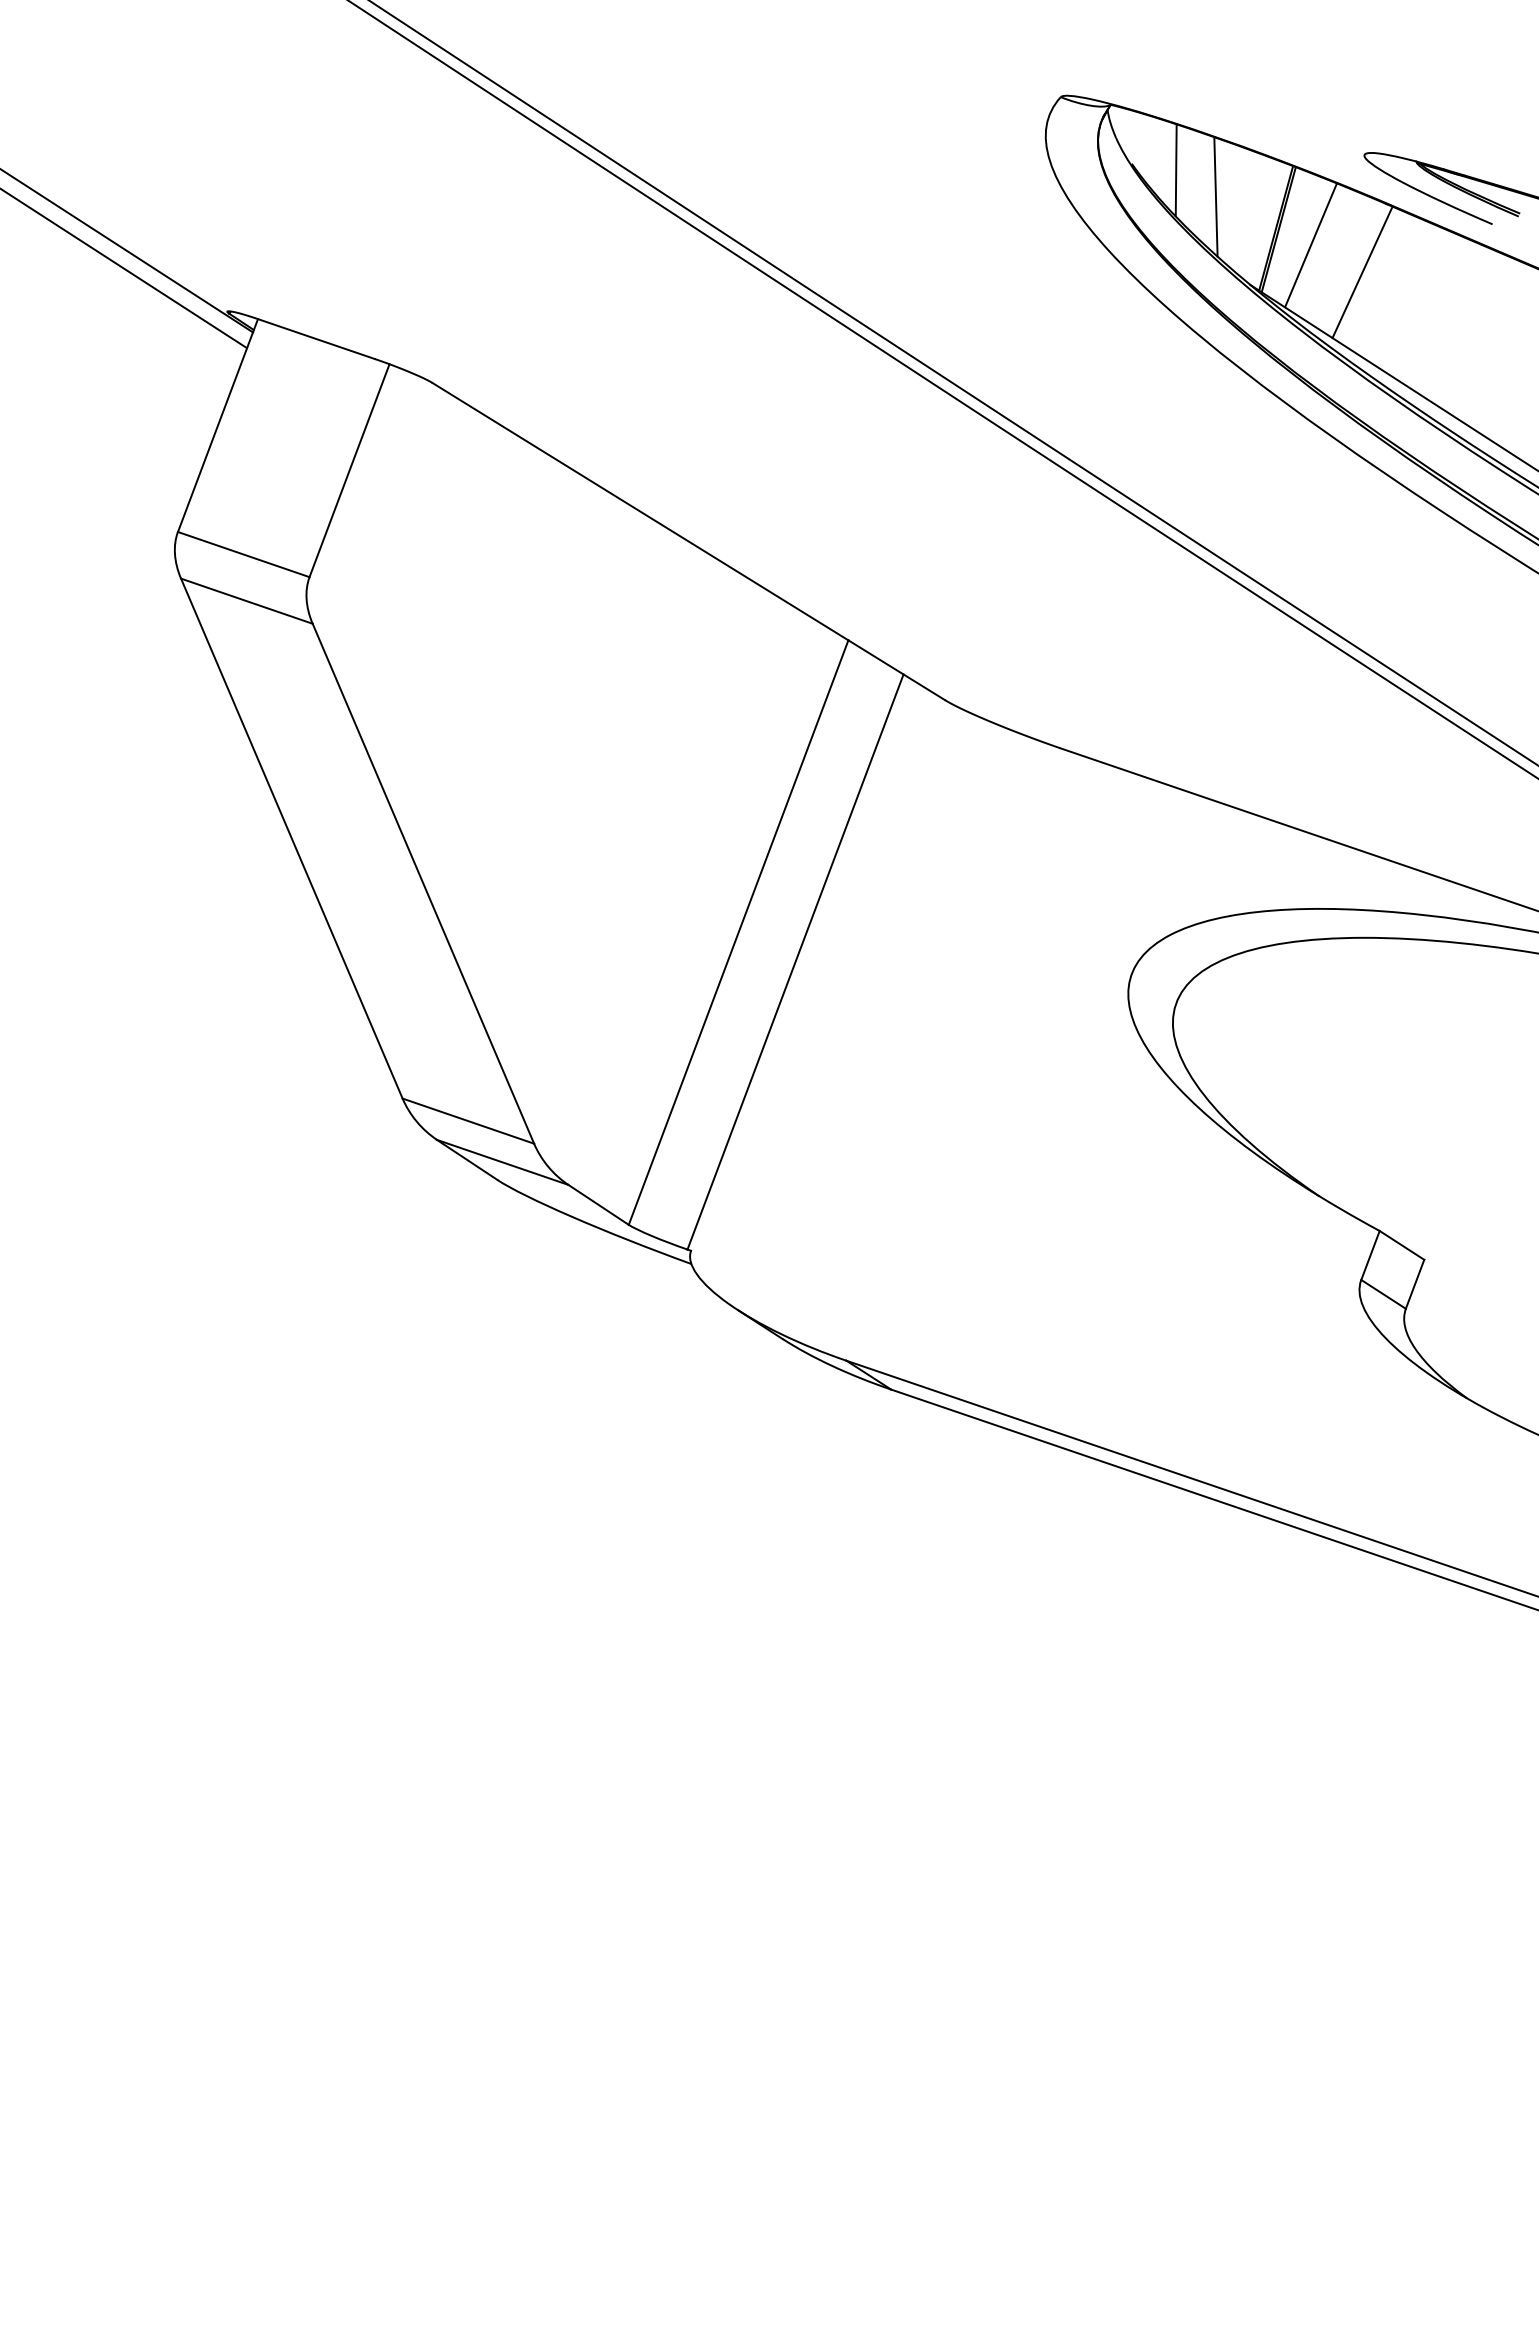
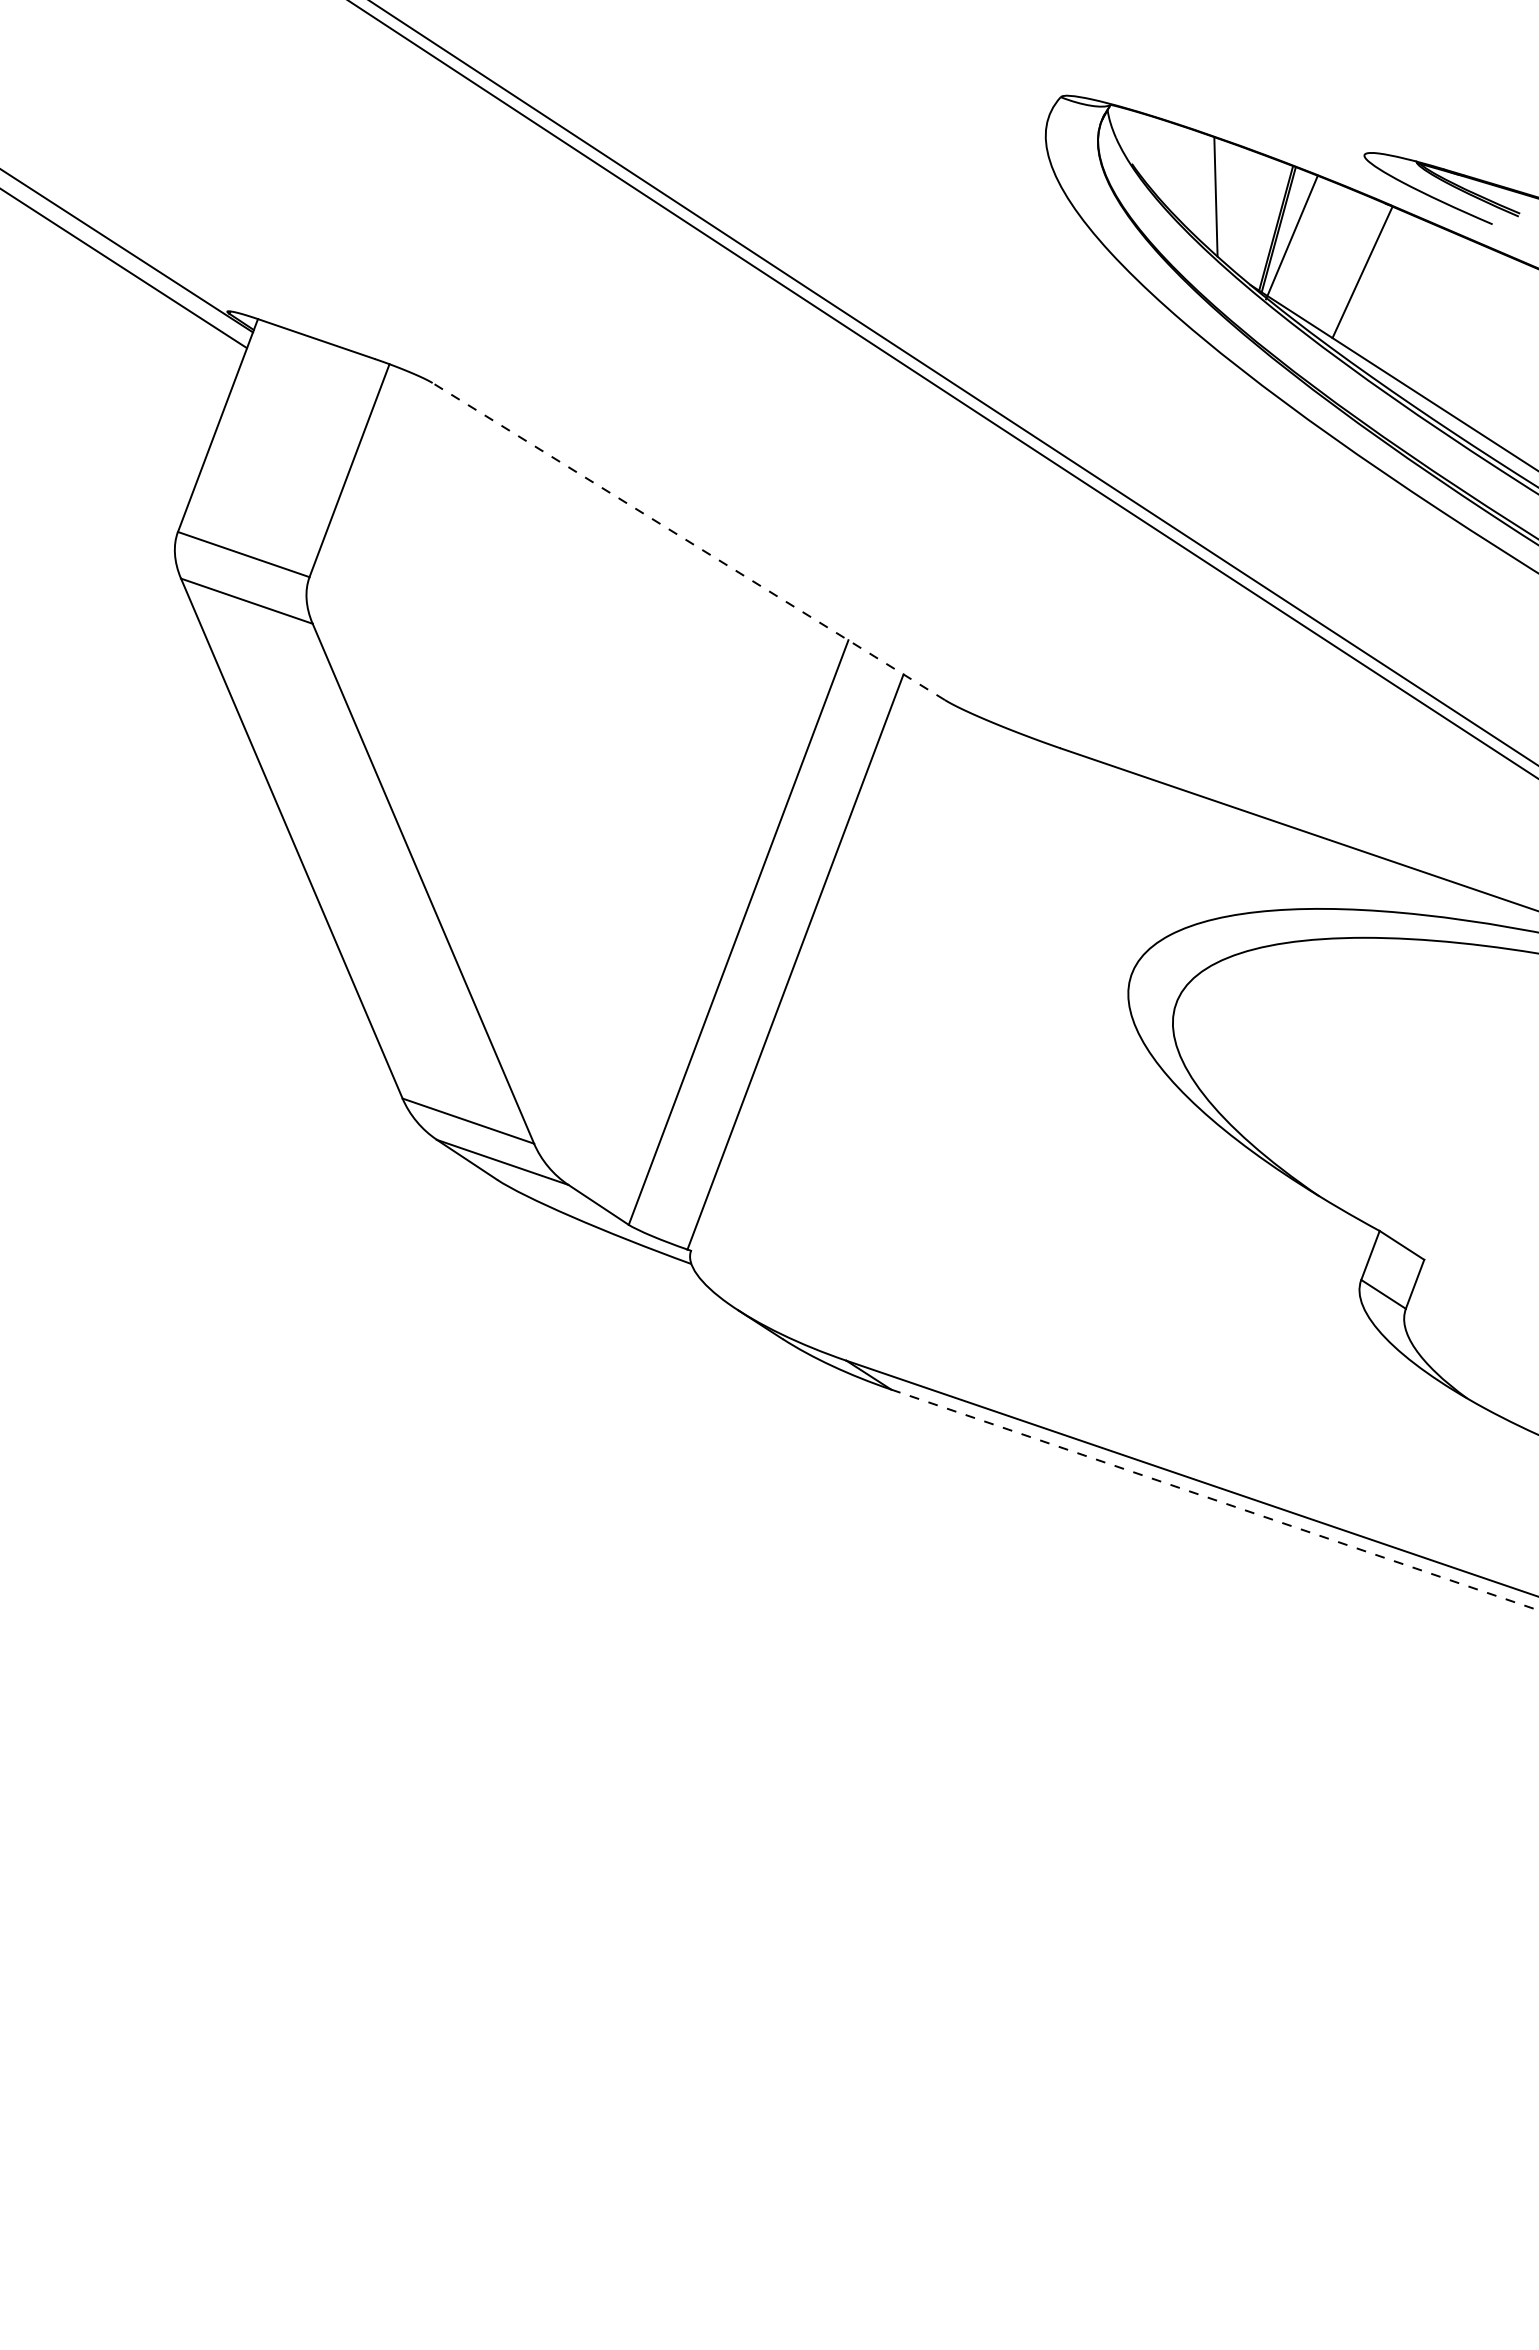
line: present -> none (1175, 170)
line position: (1310, 245) -> (1291, 237) (1291, 237)
line: solid -> dashed (688, 541)
line: solid -> dashed (1214, 1499)
